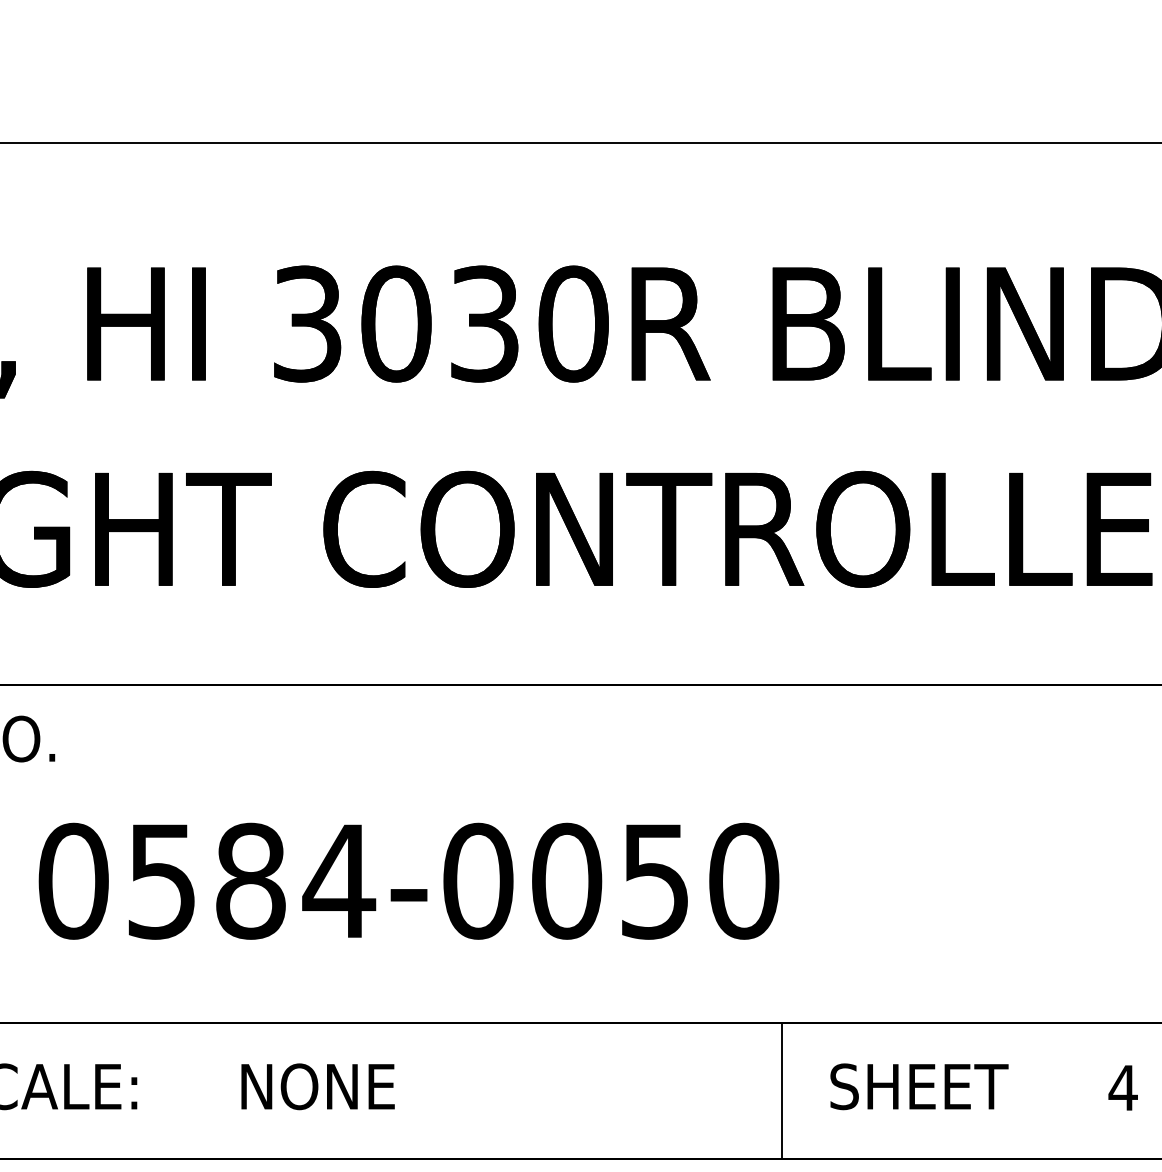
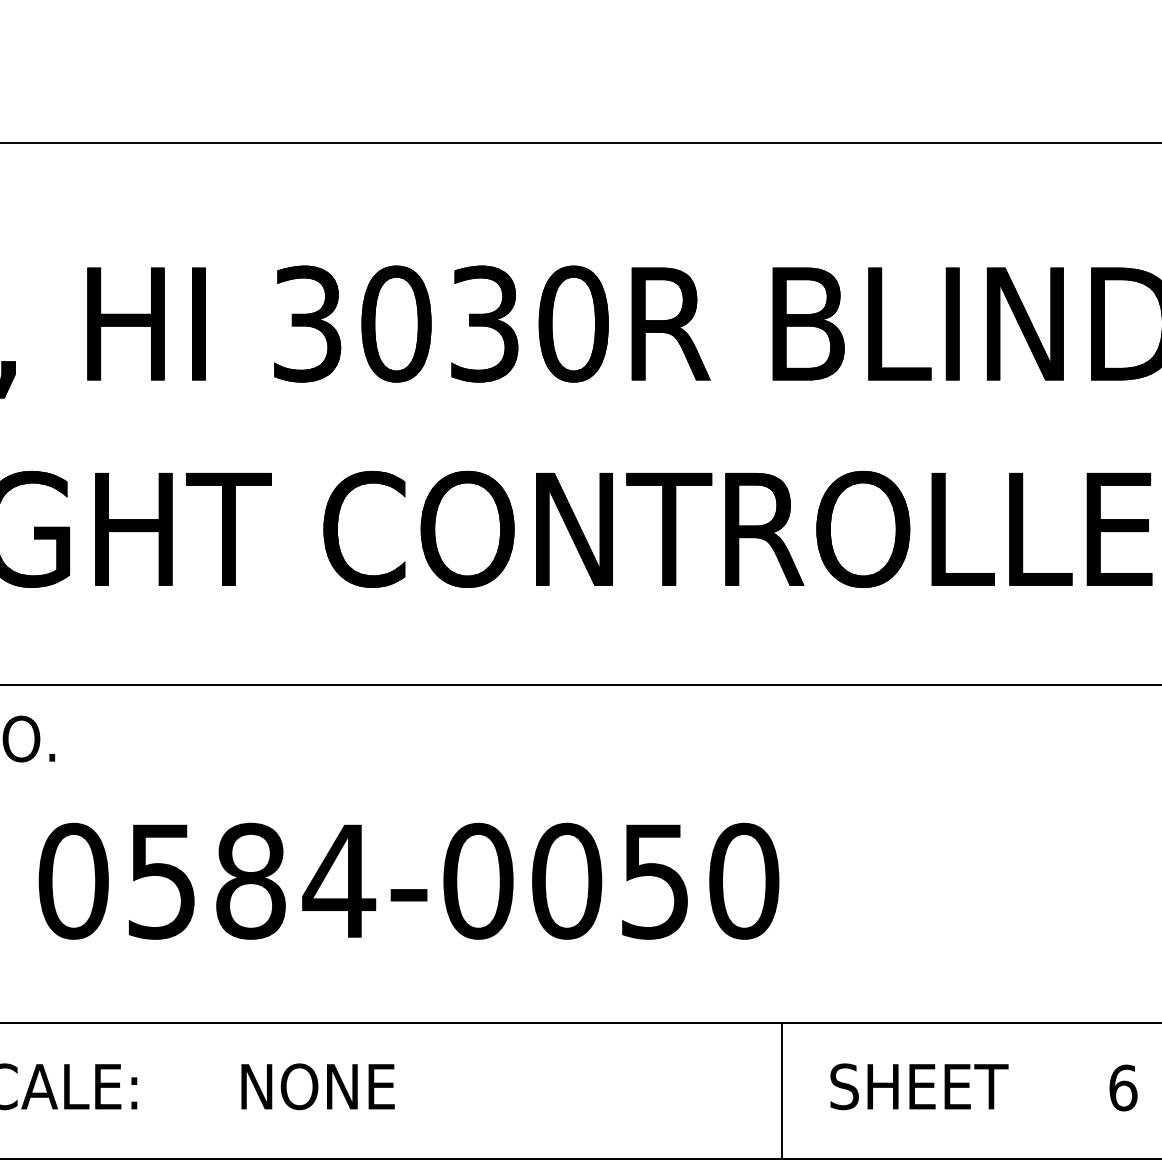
text: 4 -> 6 (1122, 1087)
